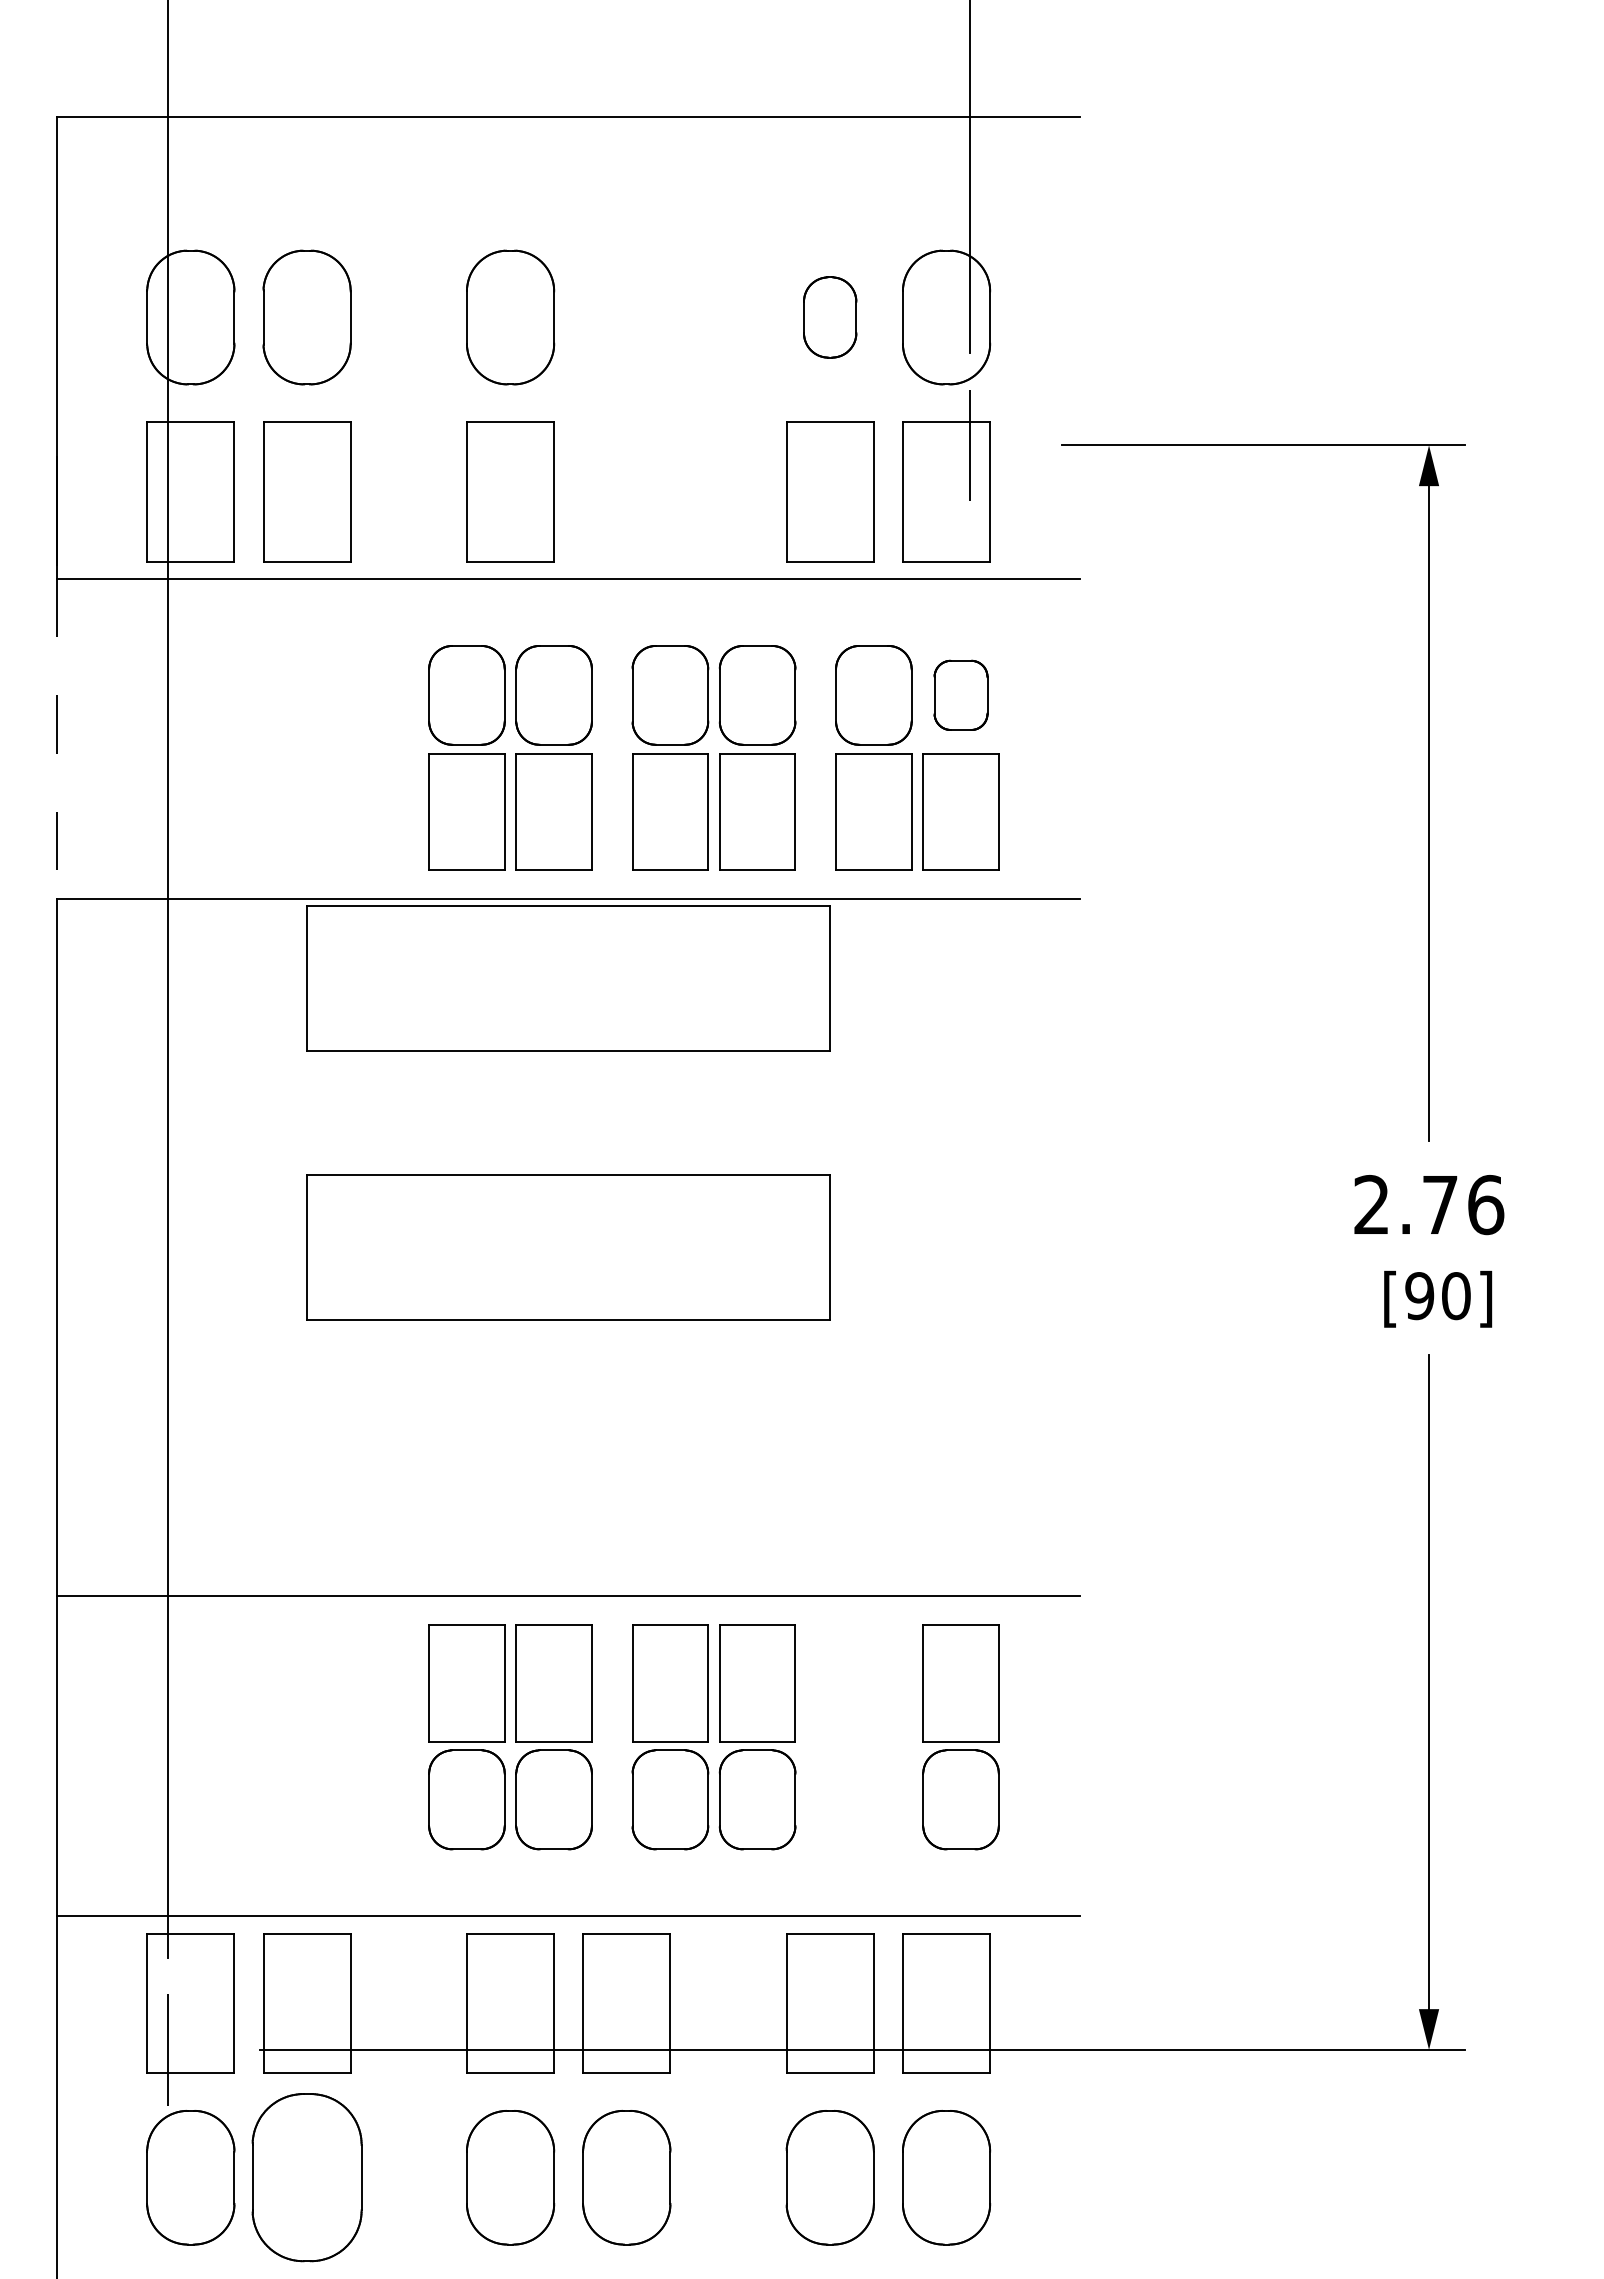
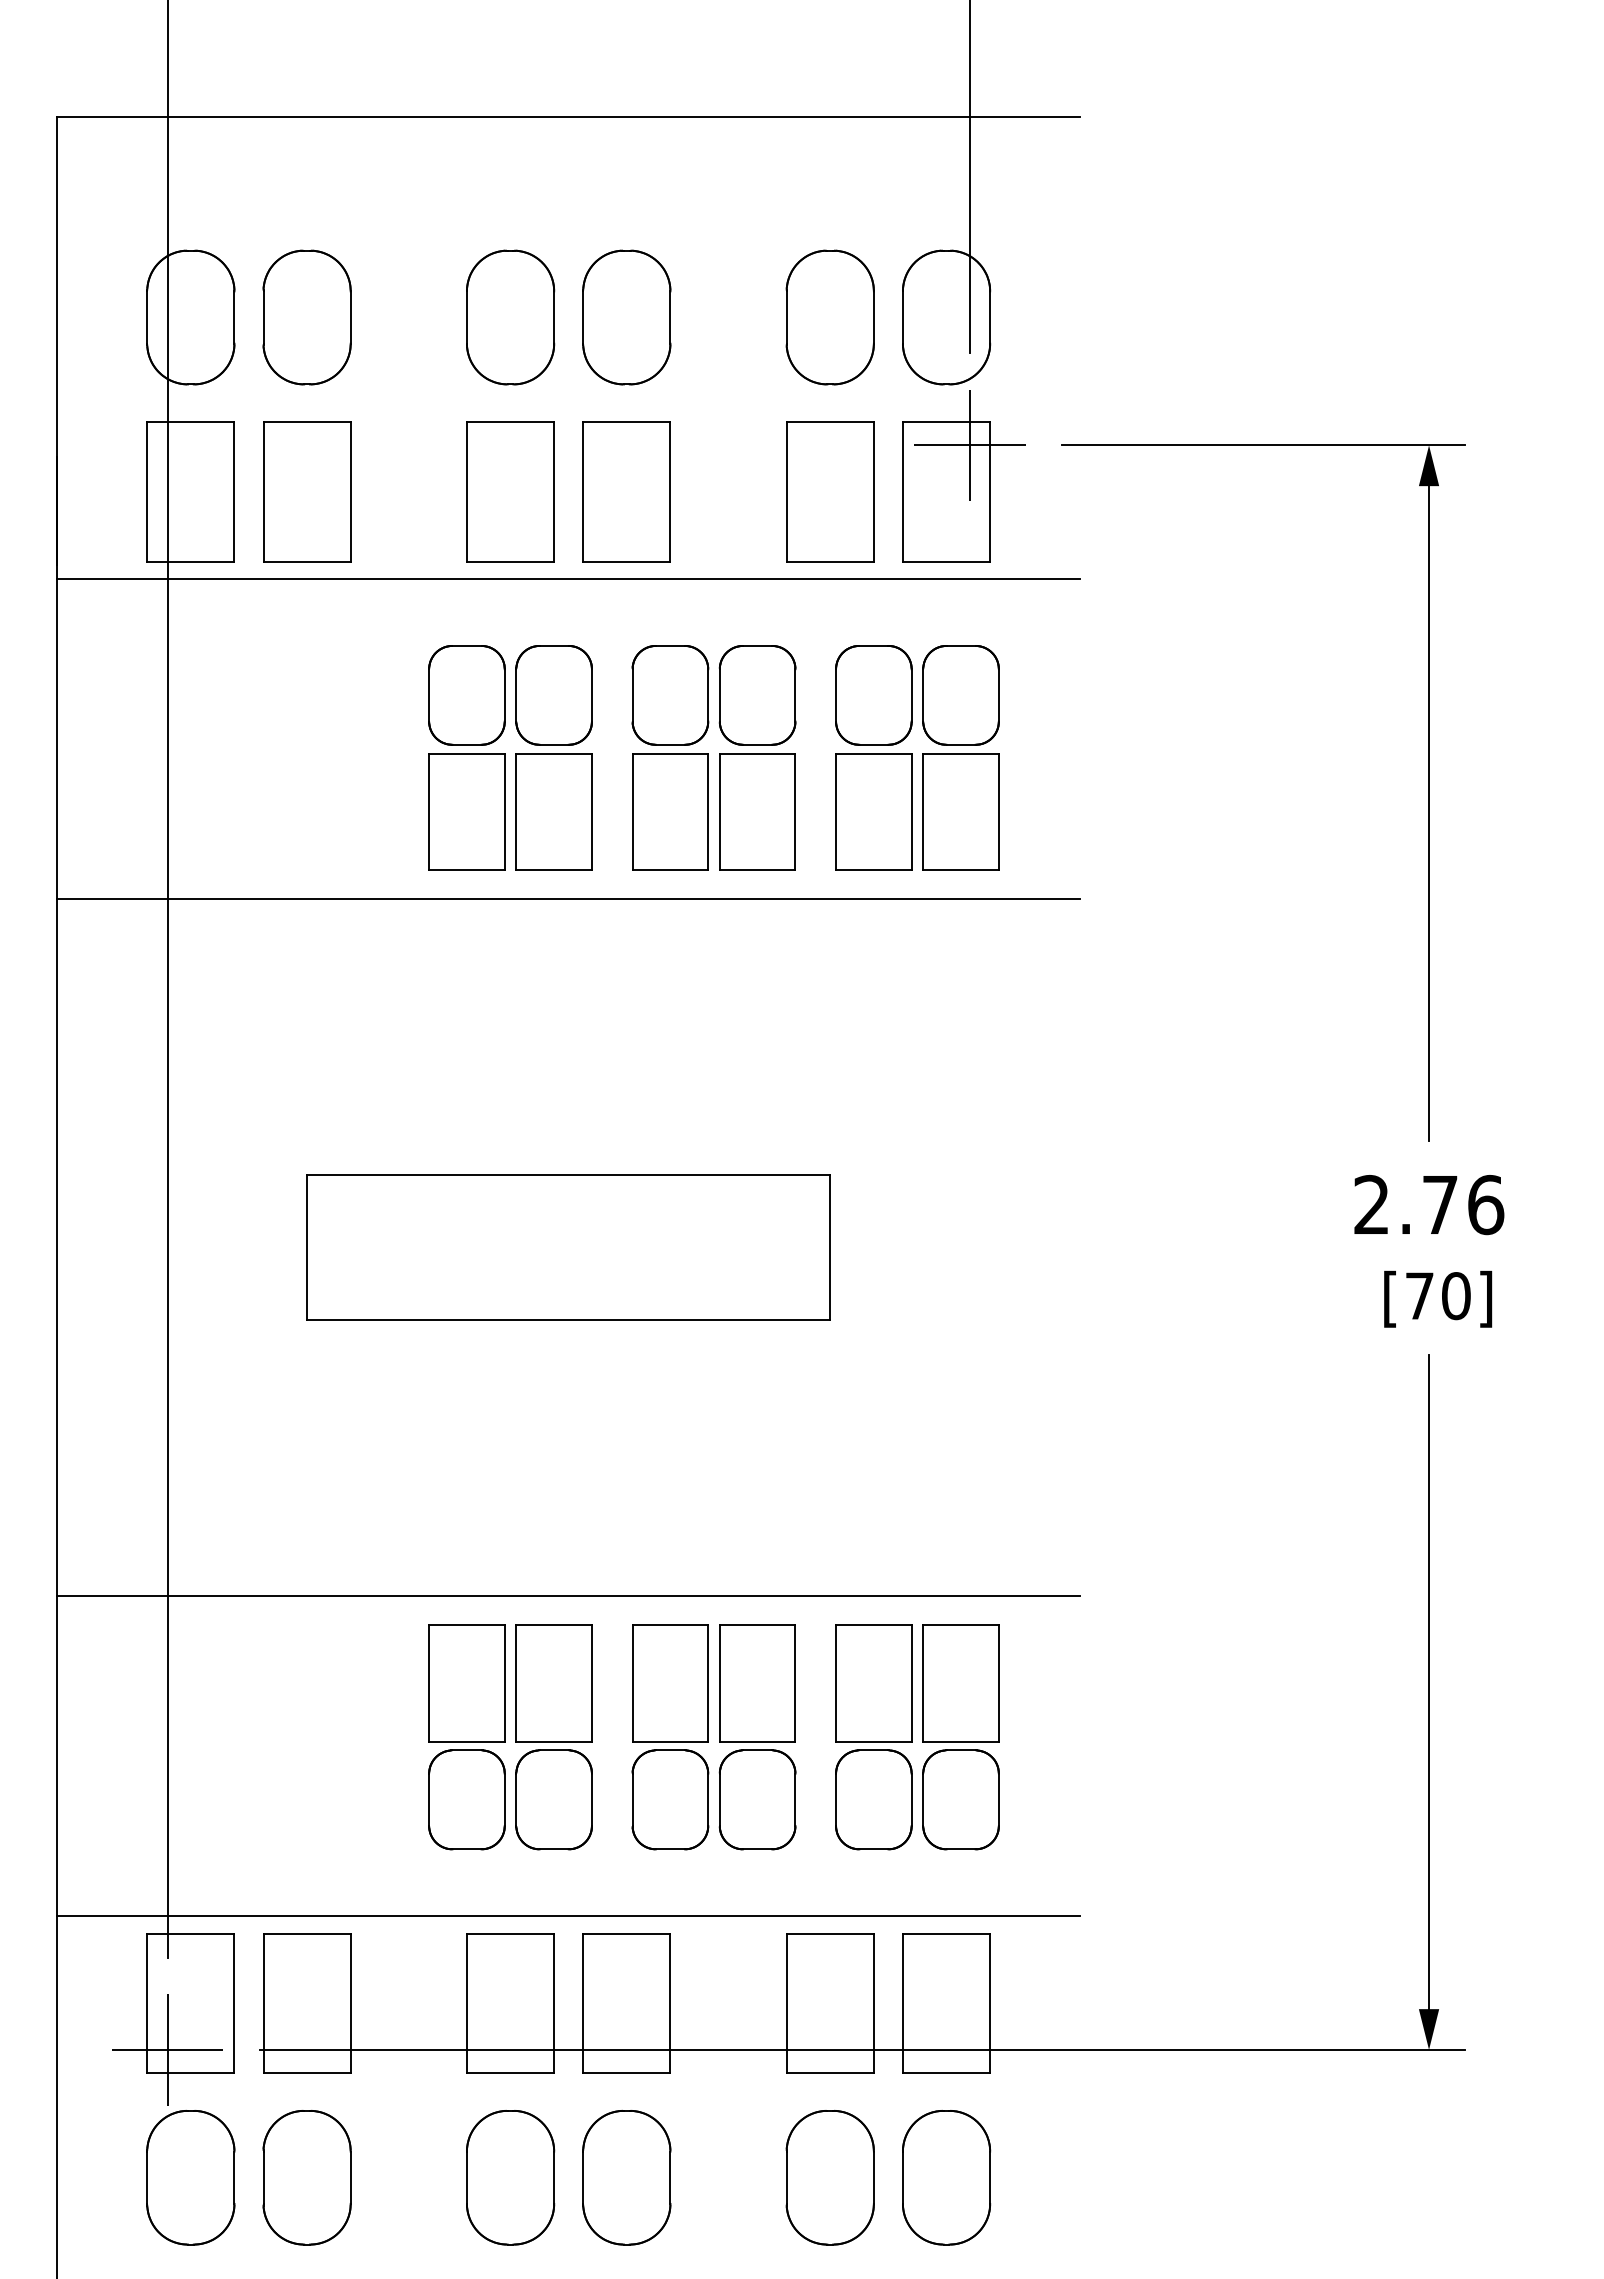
part: none -> present (626, 317)
part size: 55x83 px -> 90x137 px (829, 317)
line: none -> present (969, 445)
part: none -> present (626, 491)
part size: 56x72 px -> 78x101 px (960, 695)
line: dashed -> solid (57, 739)
part: present -> none (568, 978)
text: [90] -> [70] (1419, 1296)
part: none -> present (873, 1737)
line: none -> present (167, 2049)
part size: 112x170 px -> 90x136 px (306, 2177)
